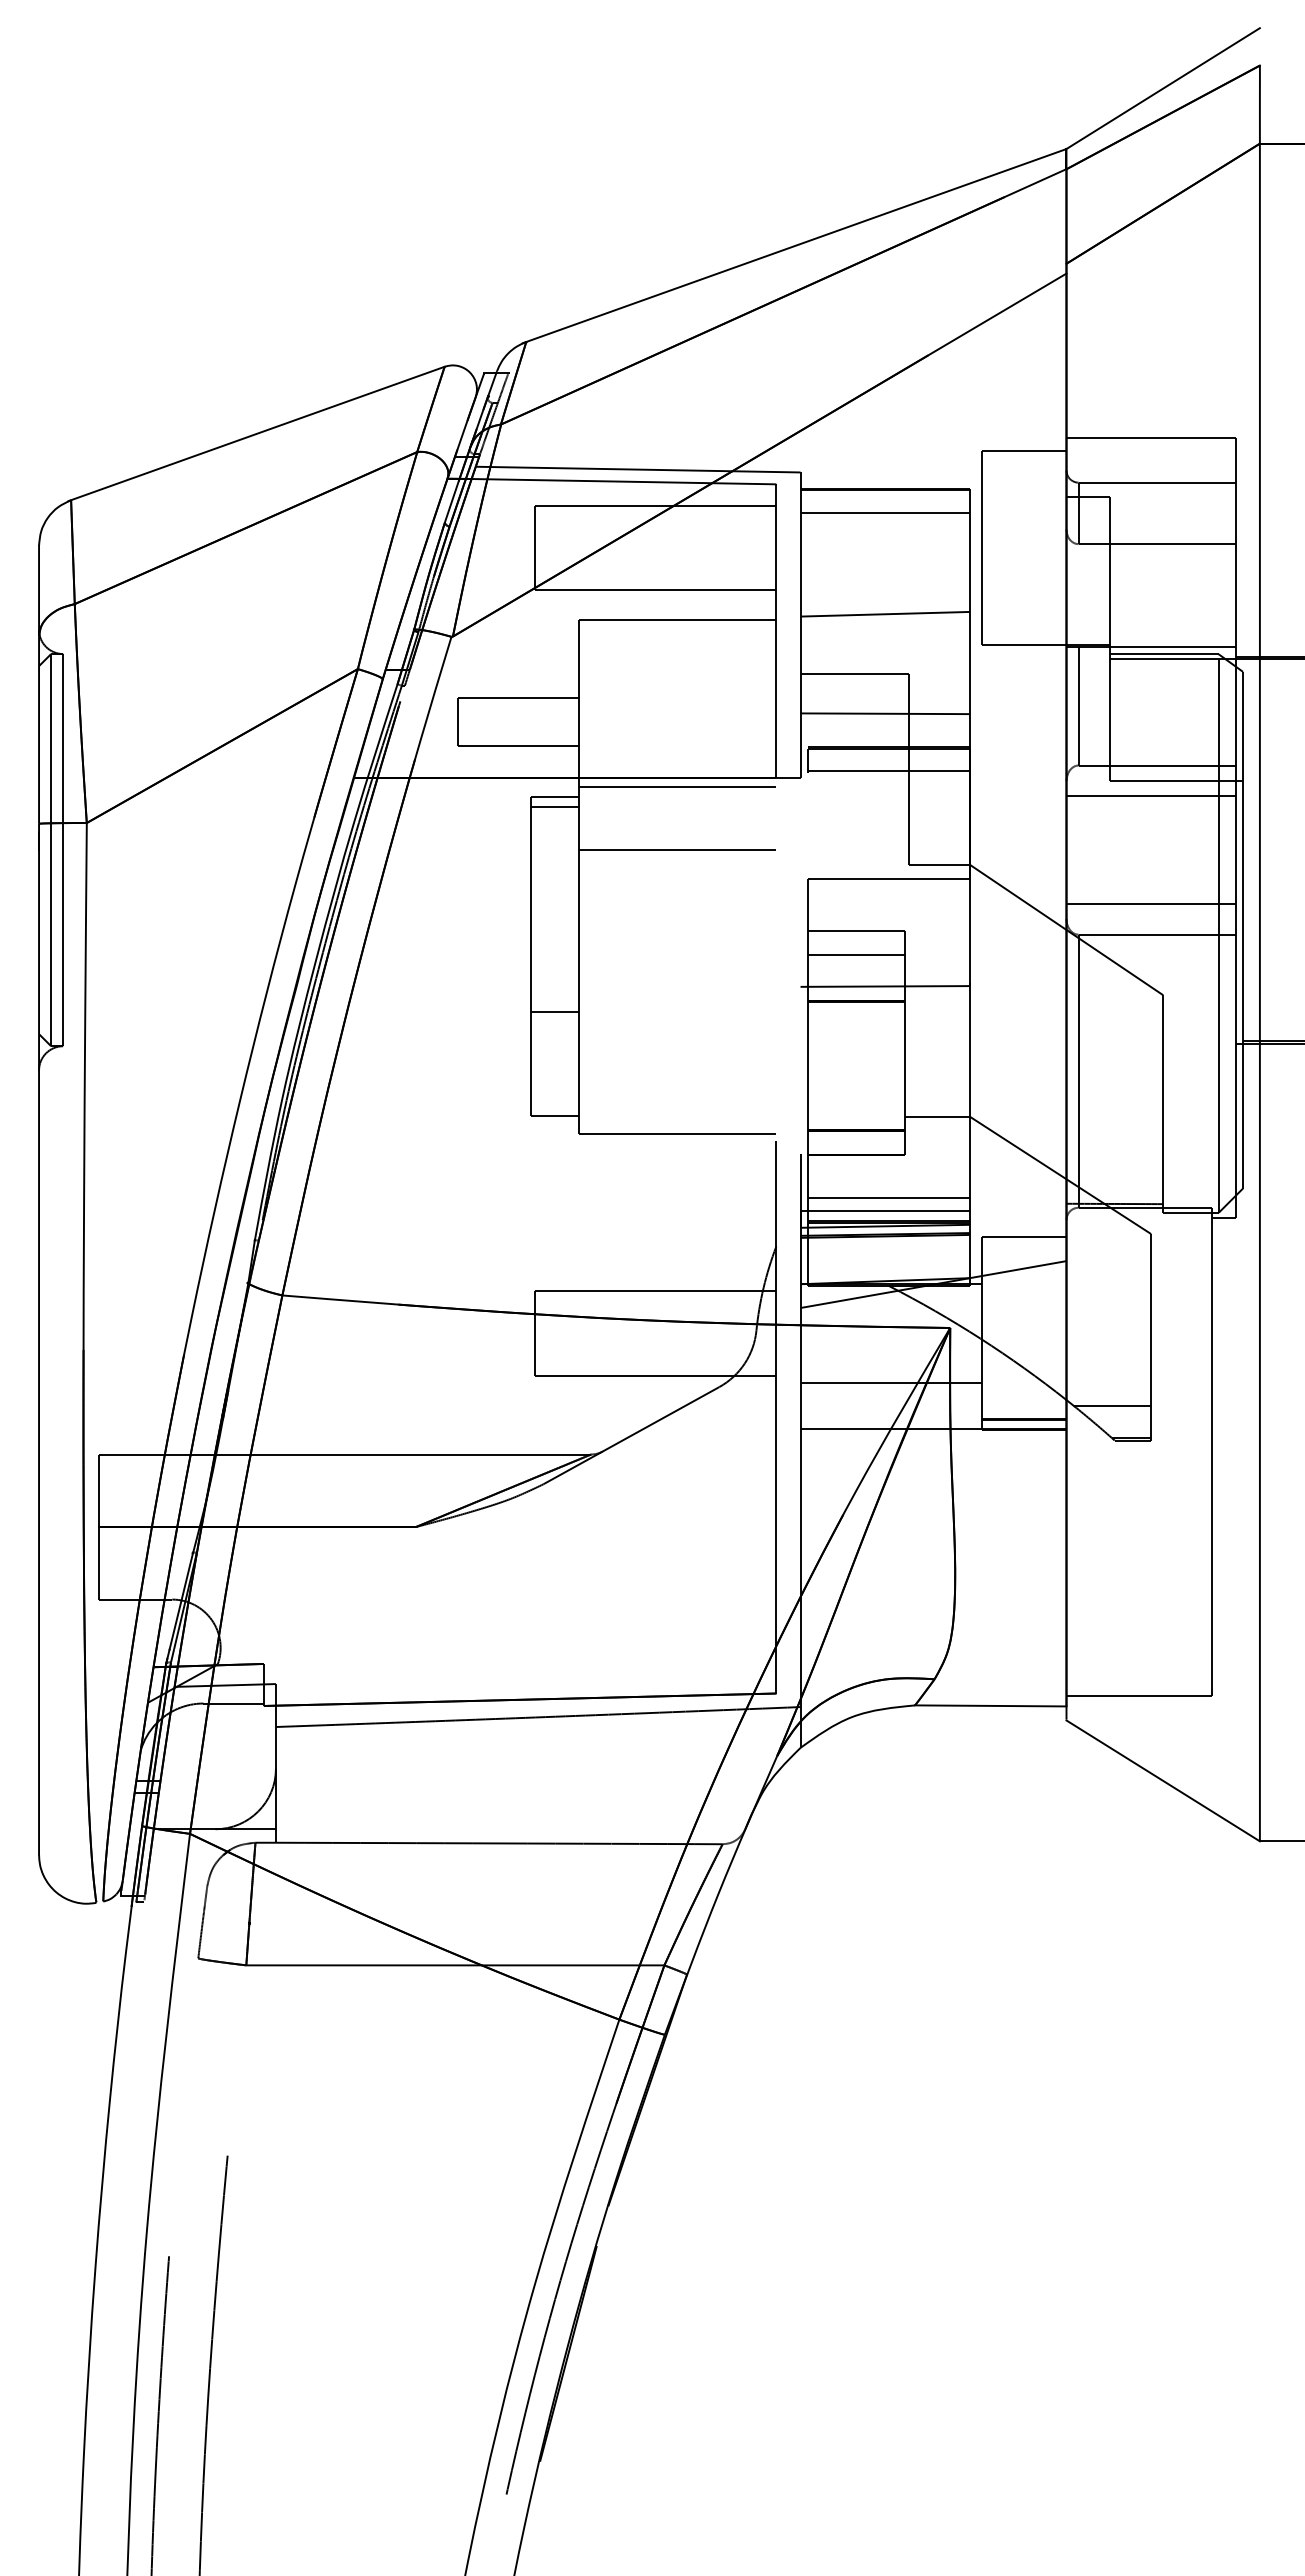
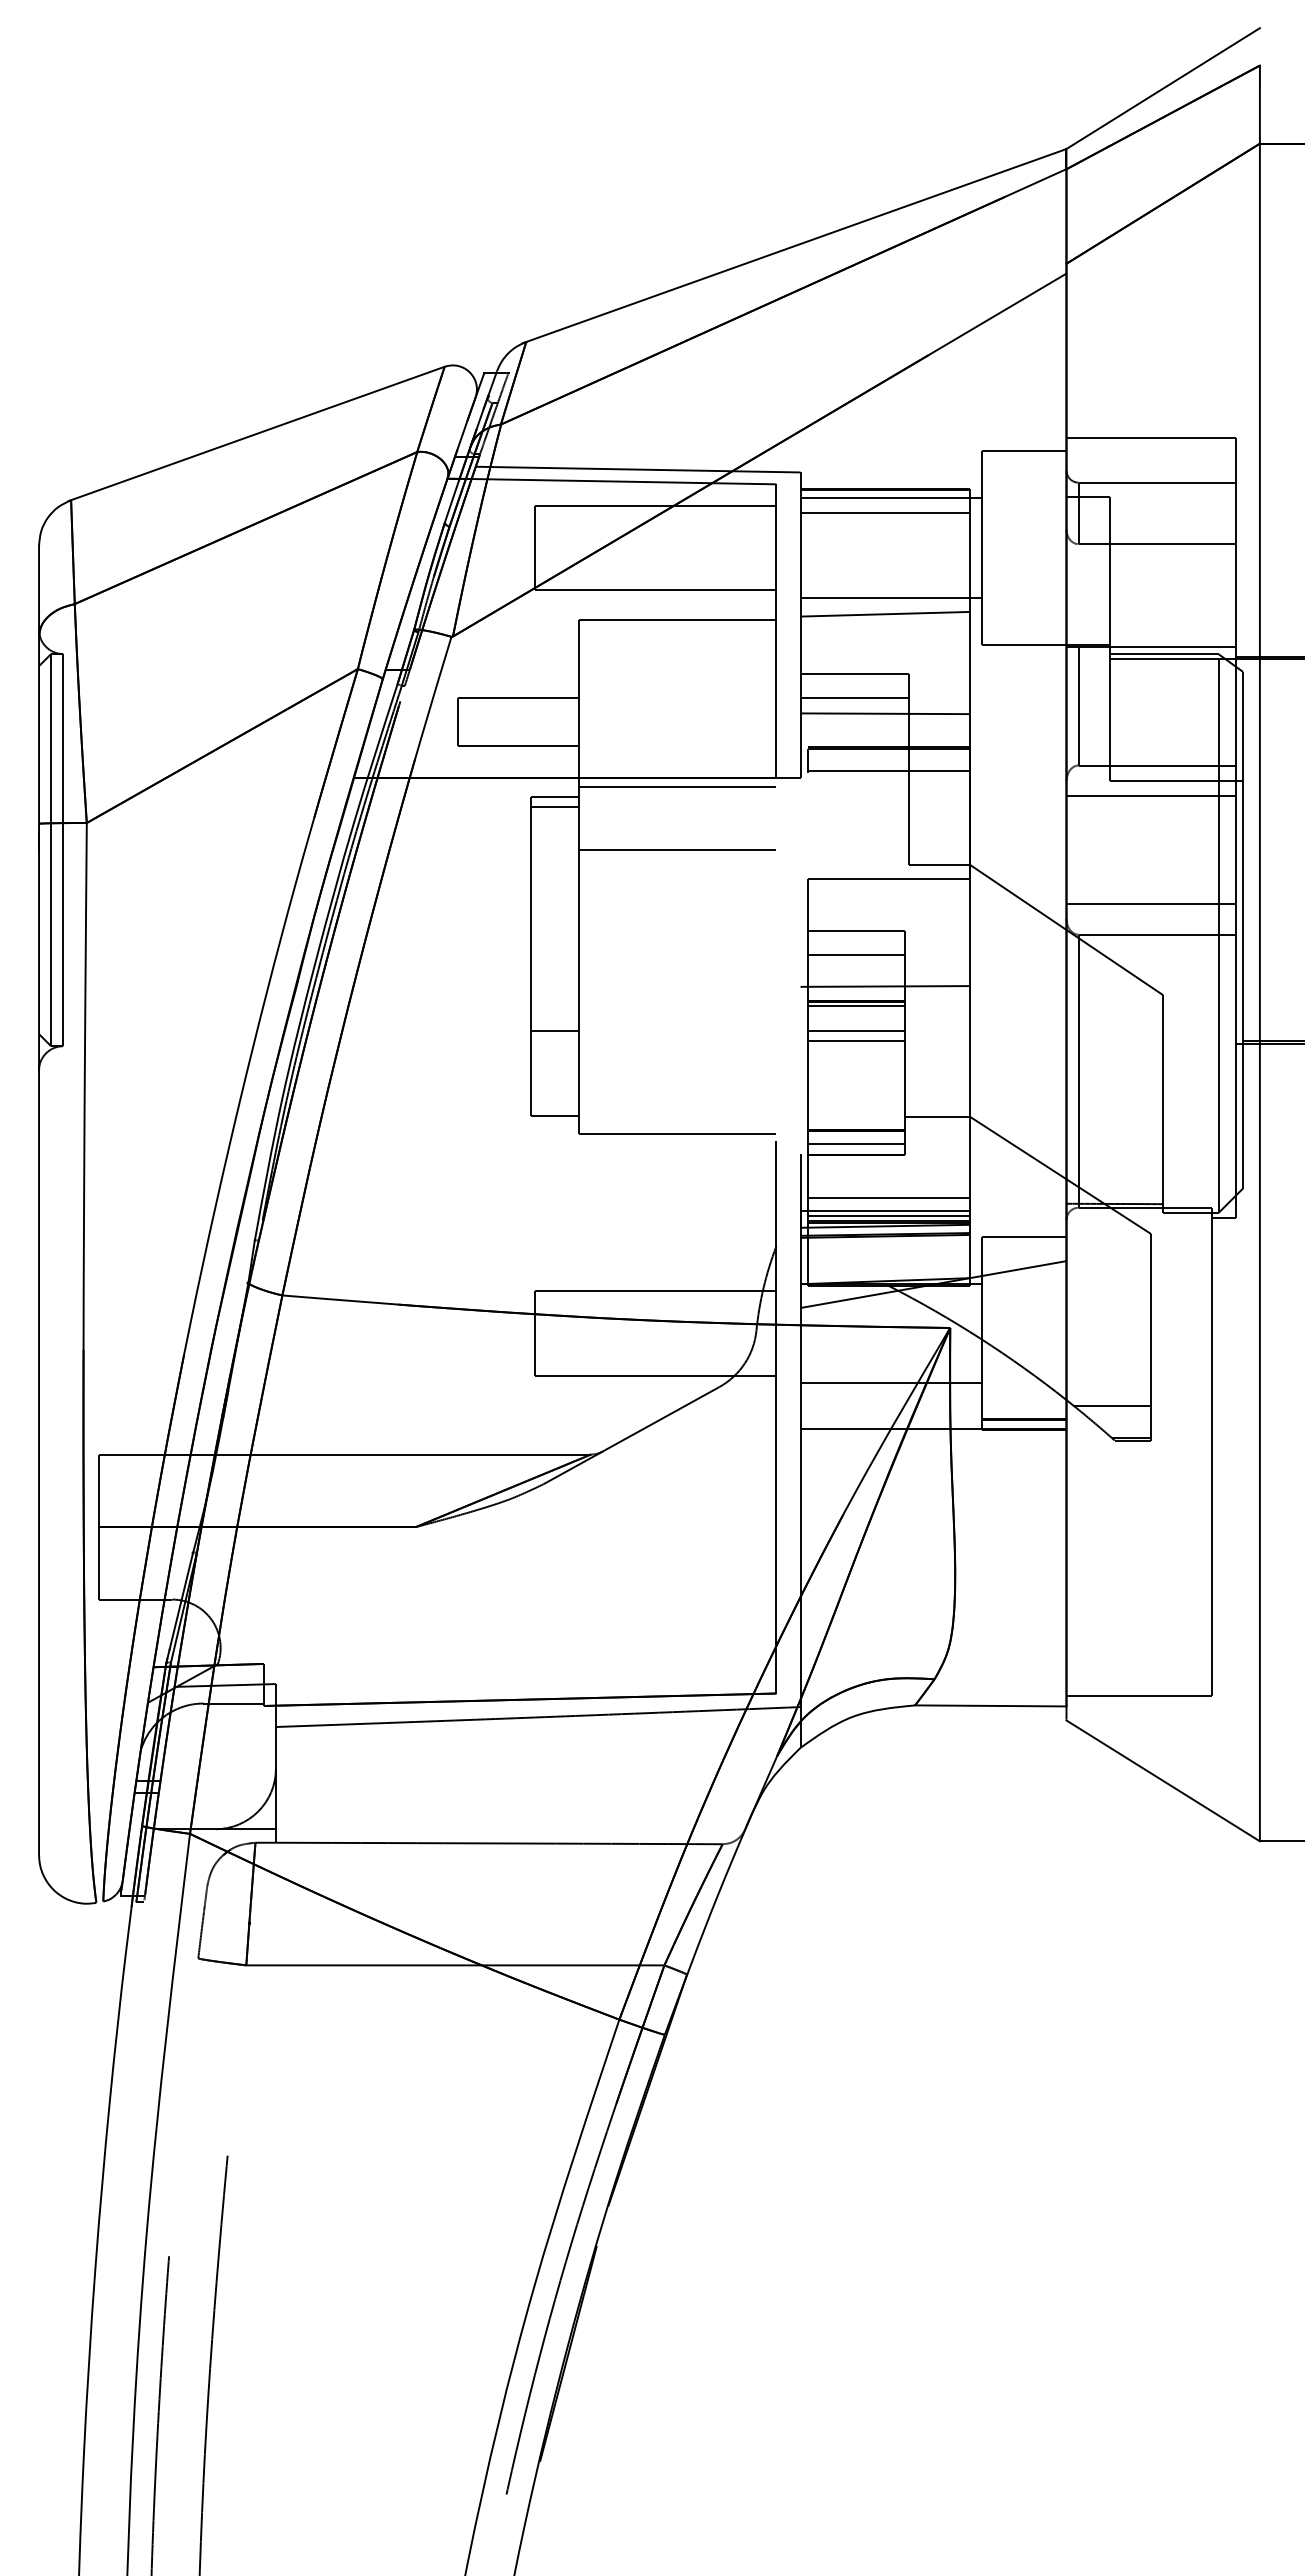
line: none -> present (890, 498)
line: none -> present (890, 597)
line: none -> present (854, 698)
line: none -> present (855, 1005)
line position: (554, 1012) -> (554, 1031) (554, 1031)
line: none -> present (855, 1030)
line: none -> present (855, 1041)
line: none -> present (855, 1143)
line: none -> present (888, 1215)
